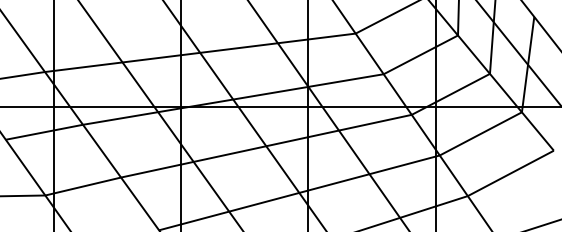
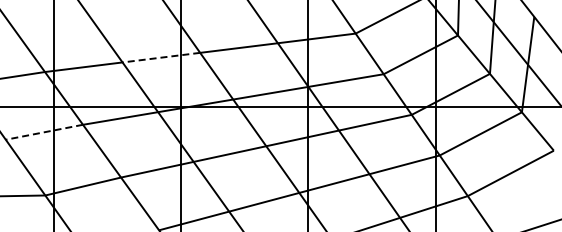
line: solid -> dashed (160, 57)
line: solid -> dashed (43, 132)
